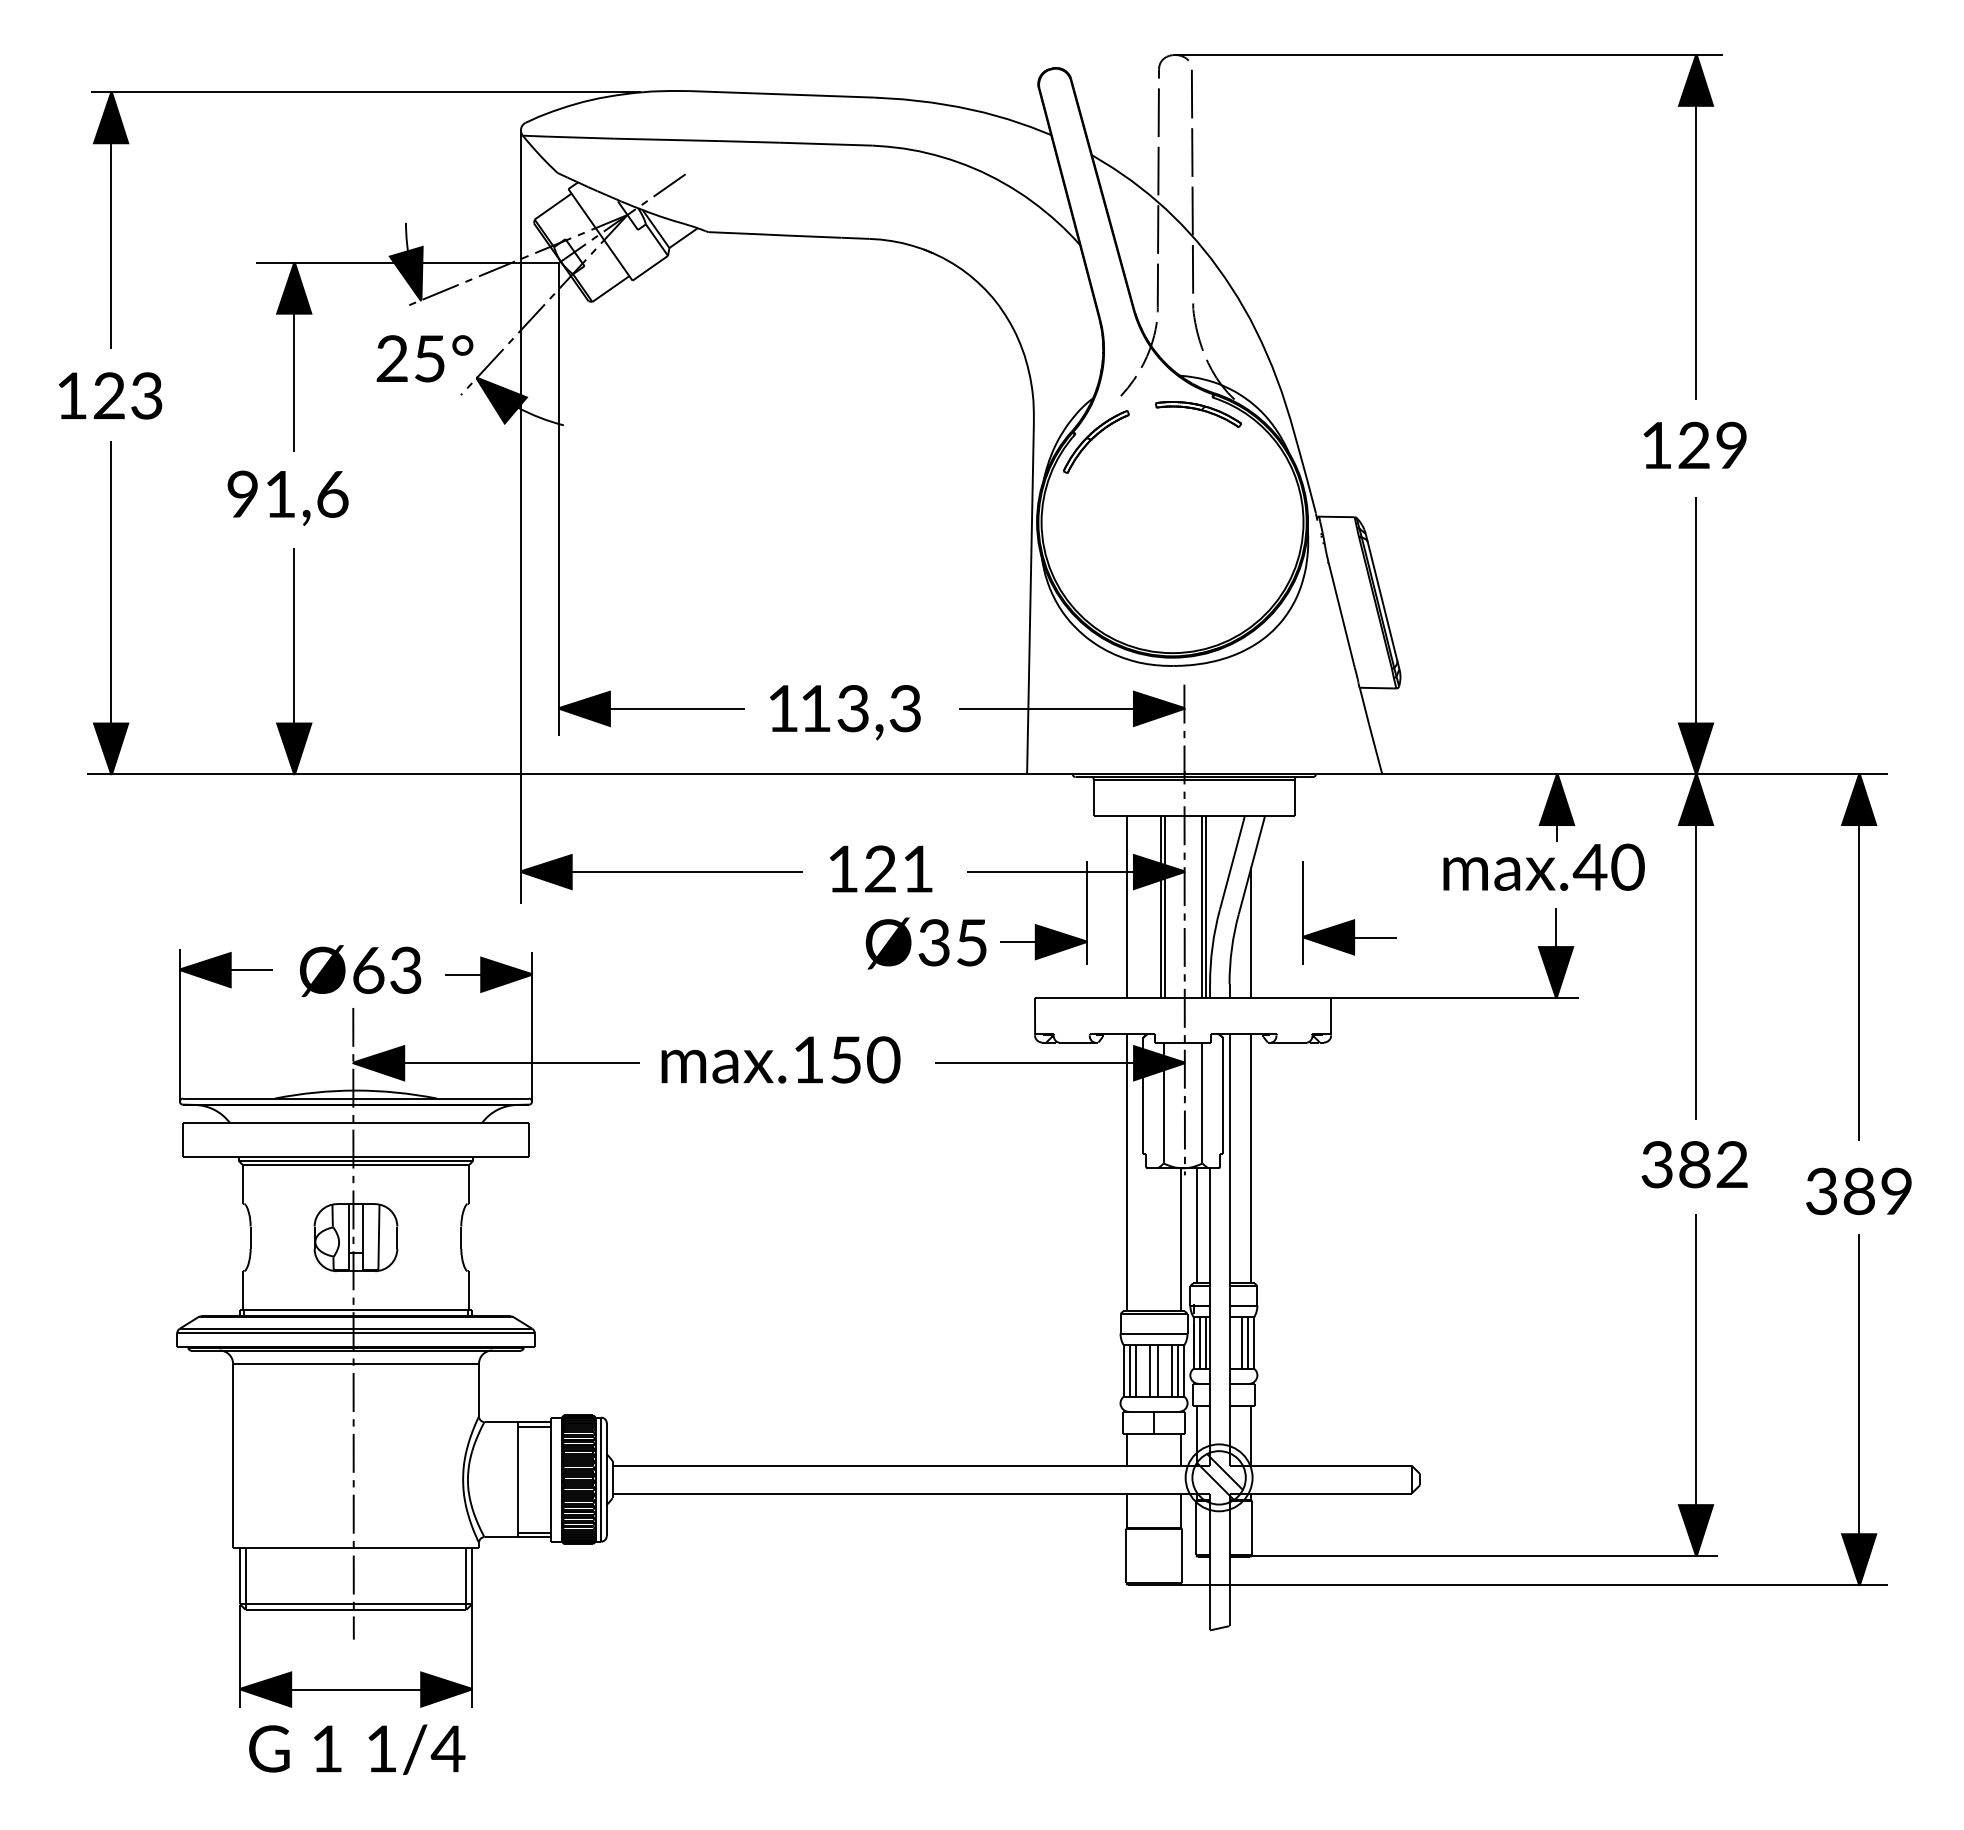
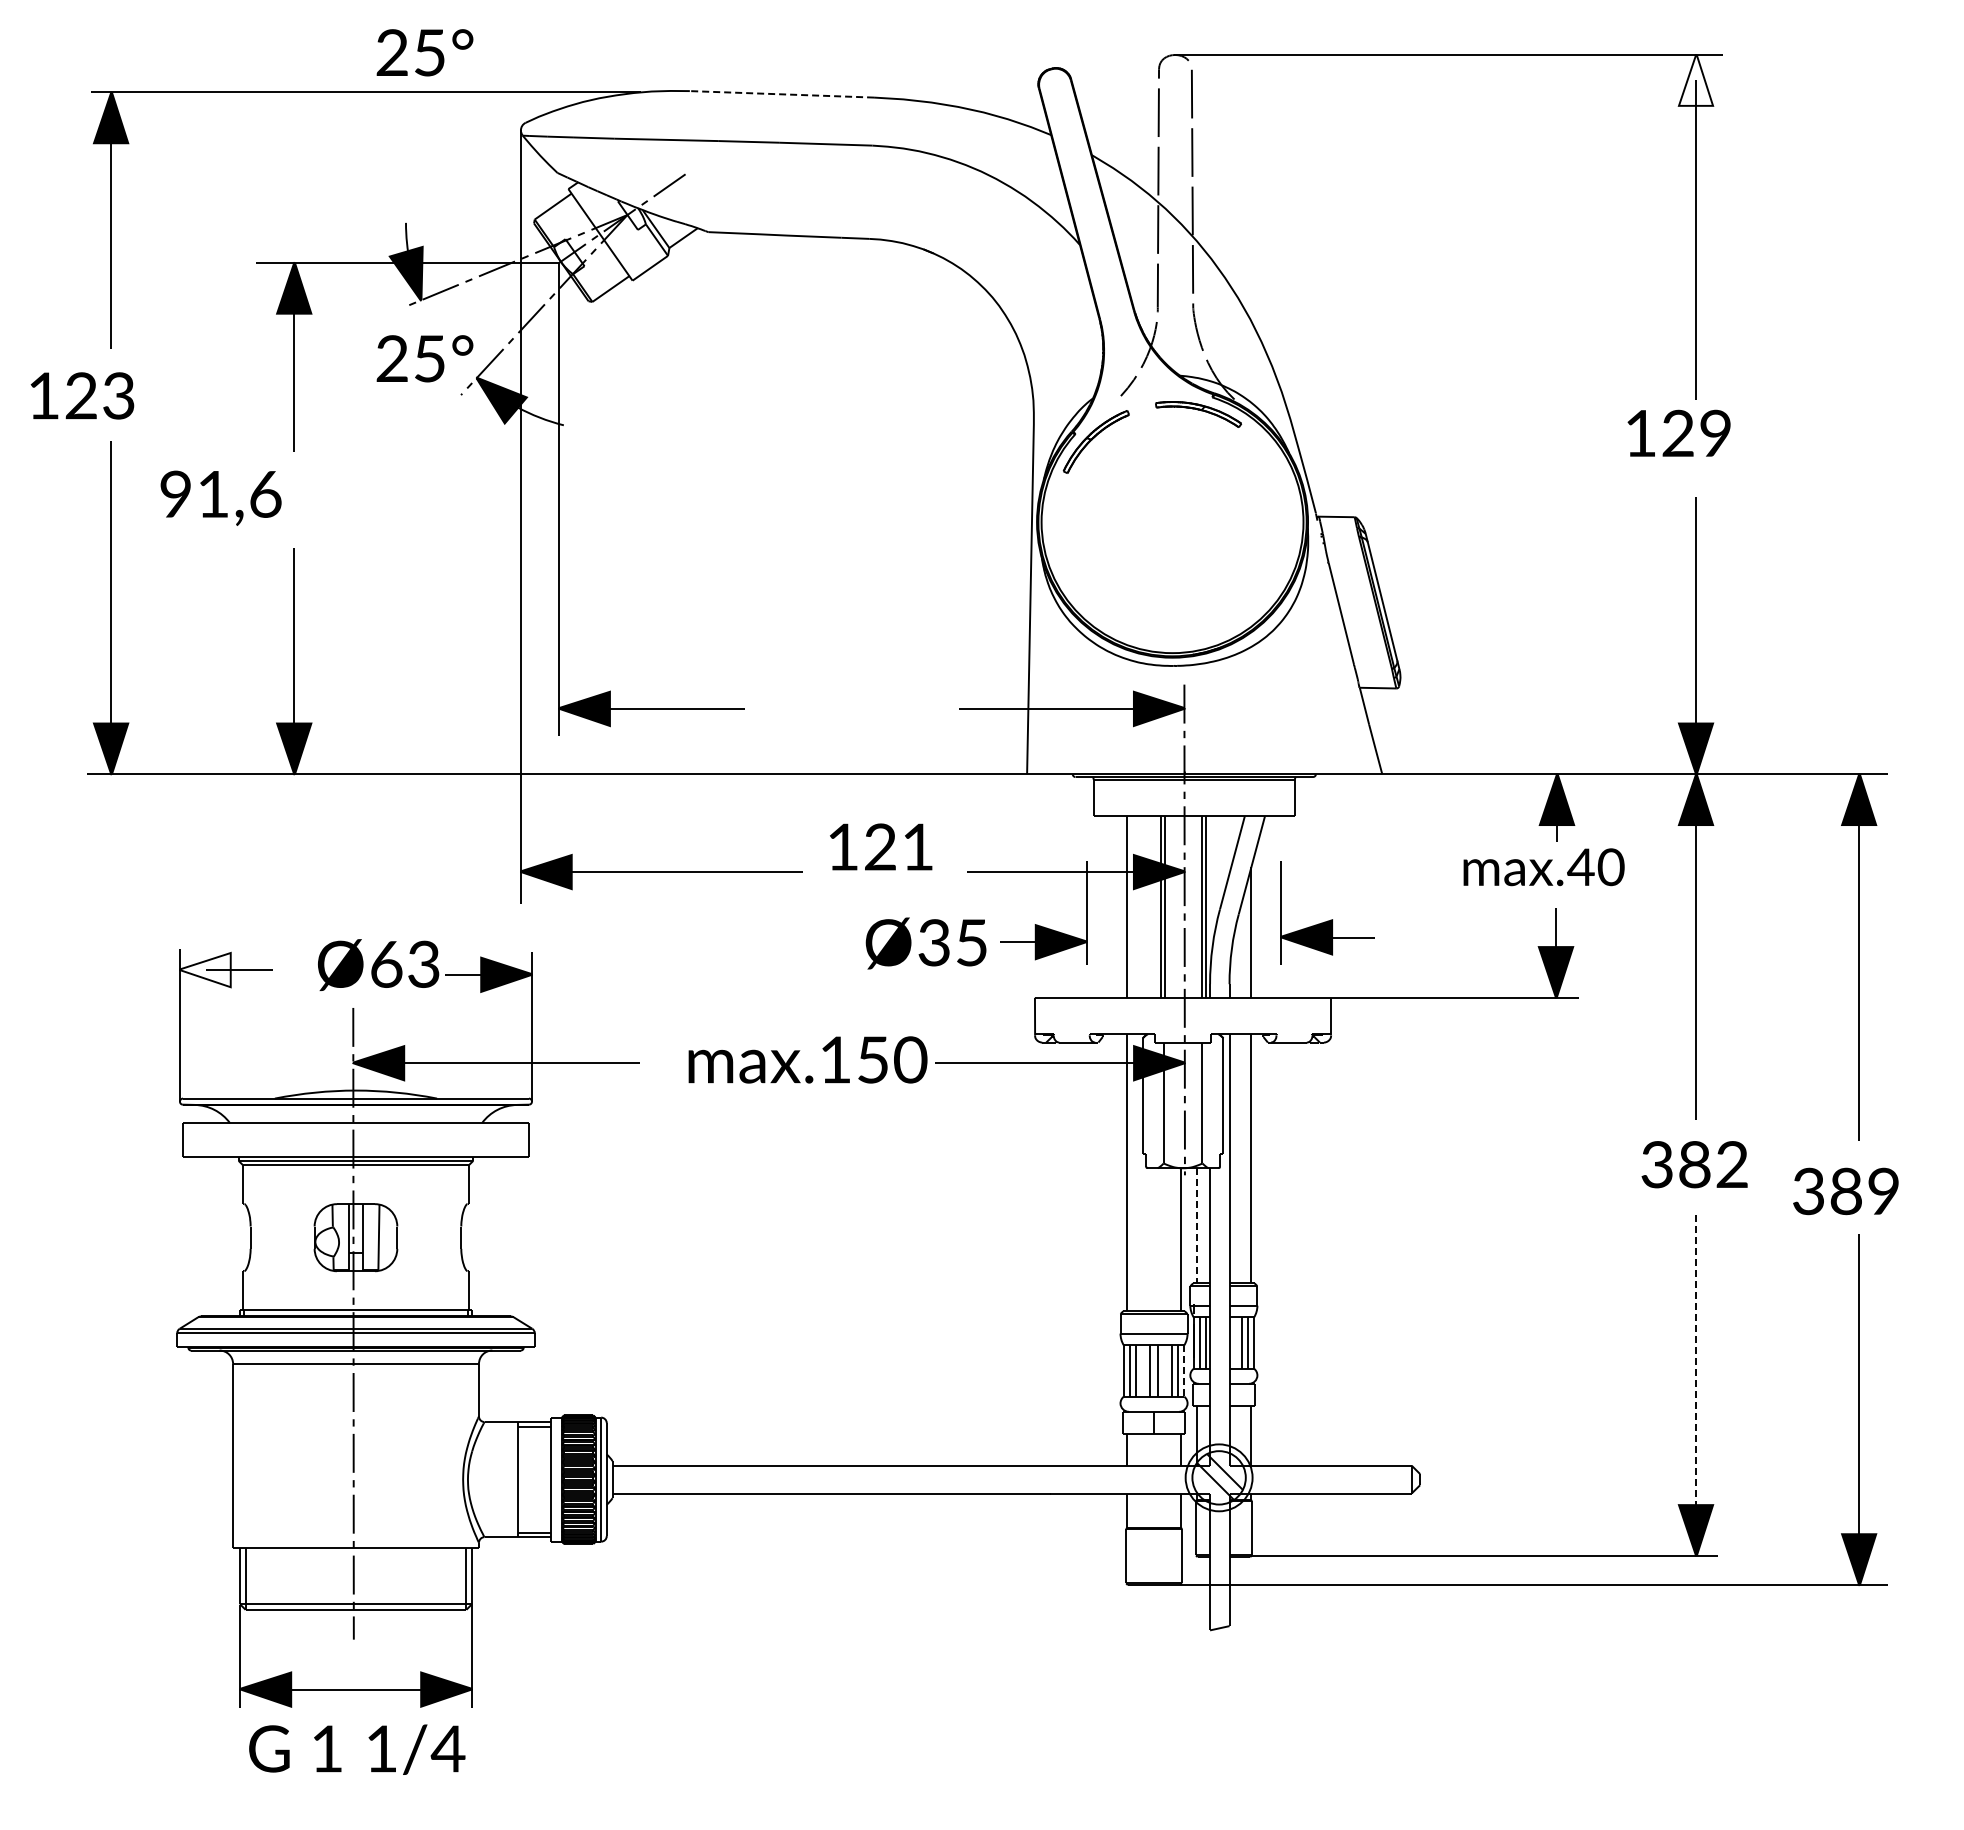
part: none -> present (424, 52)
fill: present -> none (1695, 79)
line: solid -> dashed (781, 94)
part position: (110, 395) -> (82, 395) (82, 395)
part position: (1694, 444) -> (1678, 432) (1678, 432)
part position: (287, 497) -> (220, 497) (220, 497)
part: present -> none (851, 710)
part size: 202x48 px -> 162x39 px (1543, 867)
part position: (881, 868) -> (881, 846) (881, 846)
part position: (1352, 919) -> (1330, 919) (1330, 919)
fill: present -> none (204, 970)
part position: (360, 970) -> (378, 964) (378, 964)
part position: (771, 1053) -> (798, 1053) (798, 1053)
part position: (1858, 1191) -> (1845, 1191) (1845, 1191)
line: solid -> dashed (1196, 1225)
line: solid -> dashed (1184, 1370)
line: solid -> dashed (1695, 1371)
